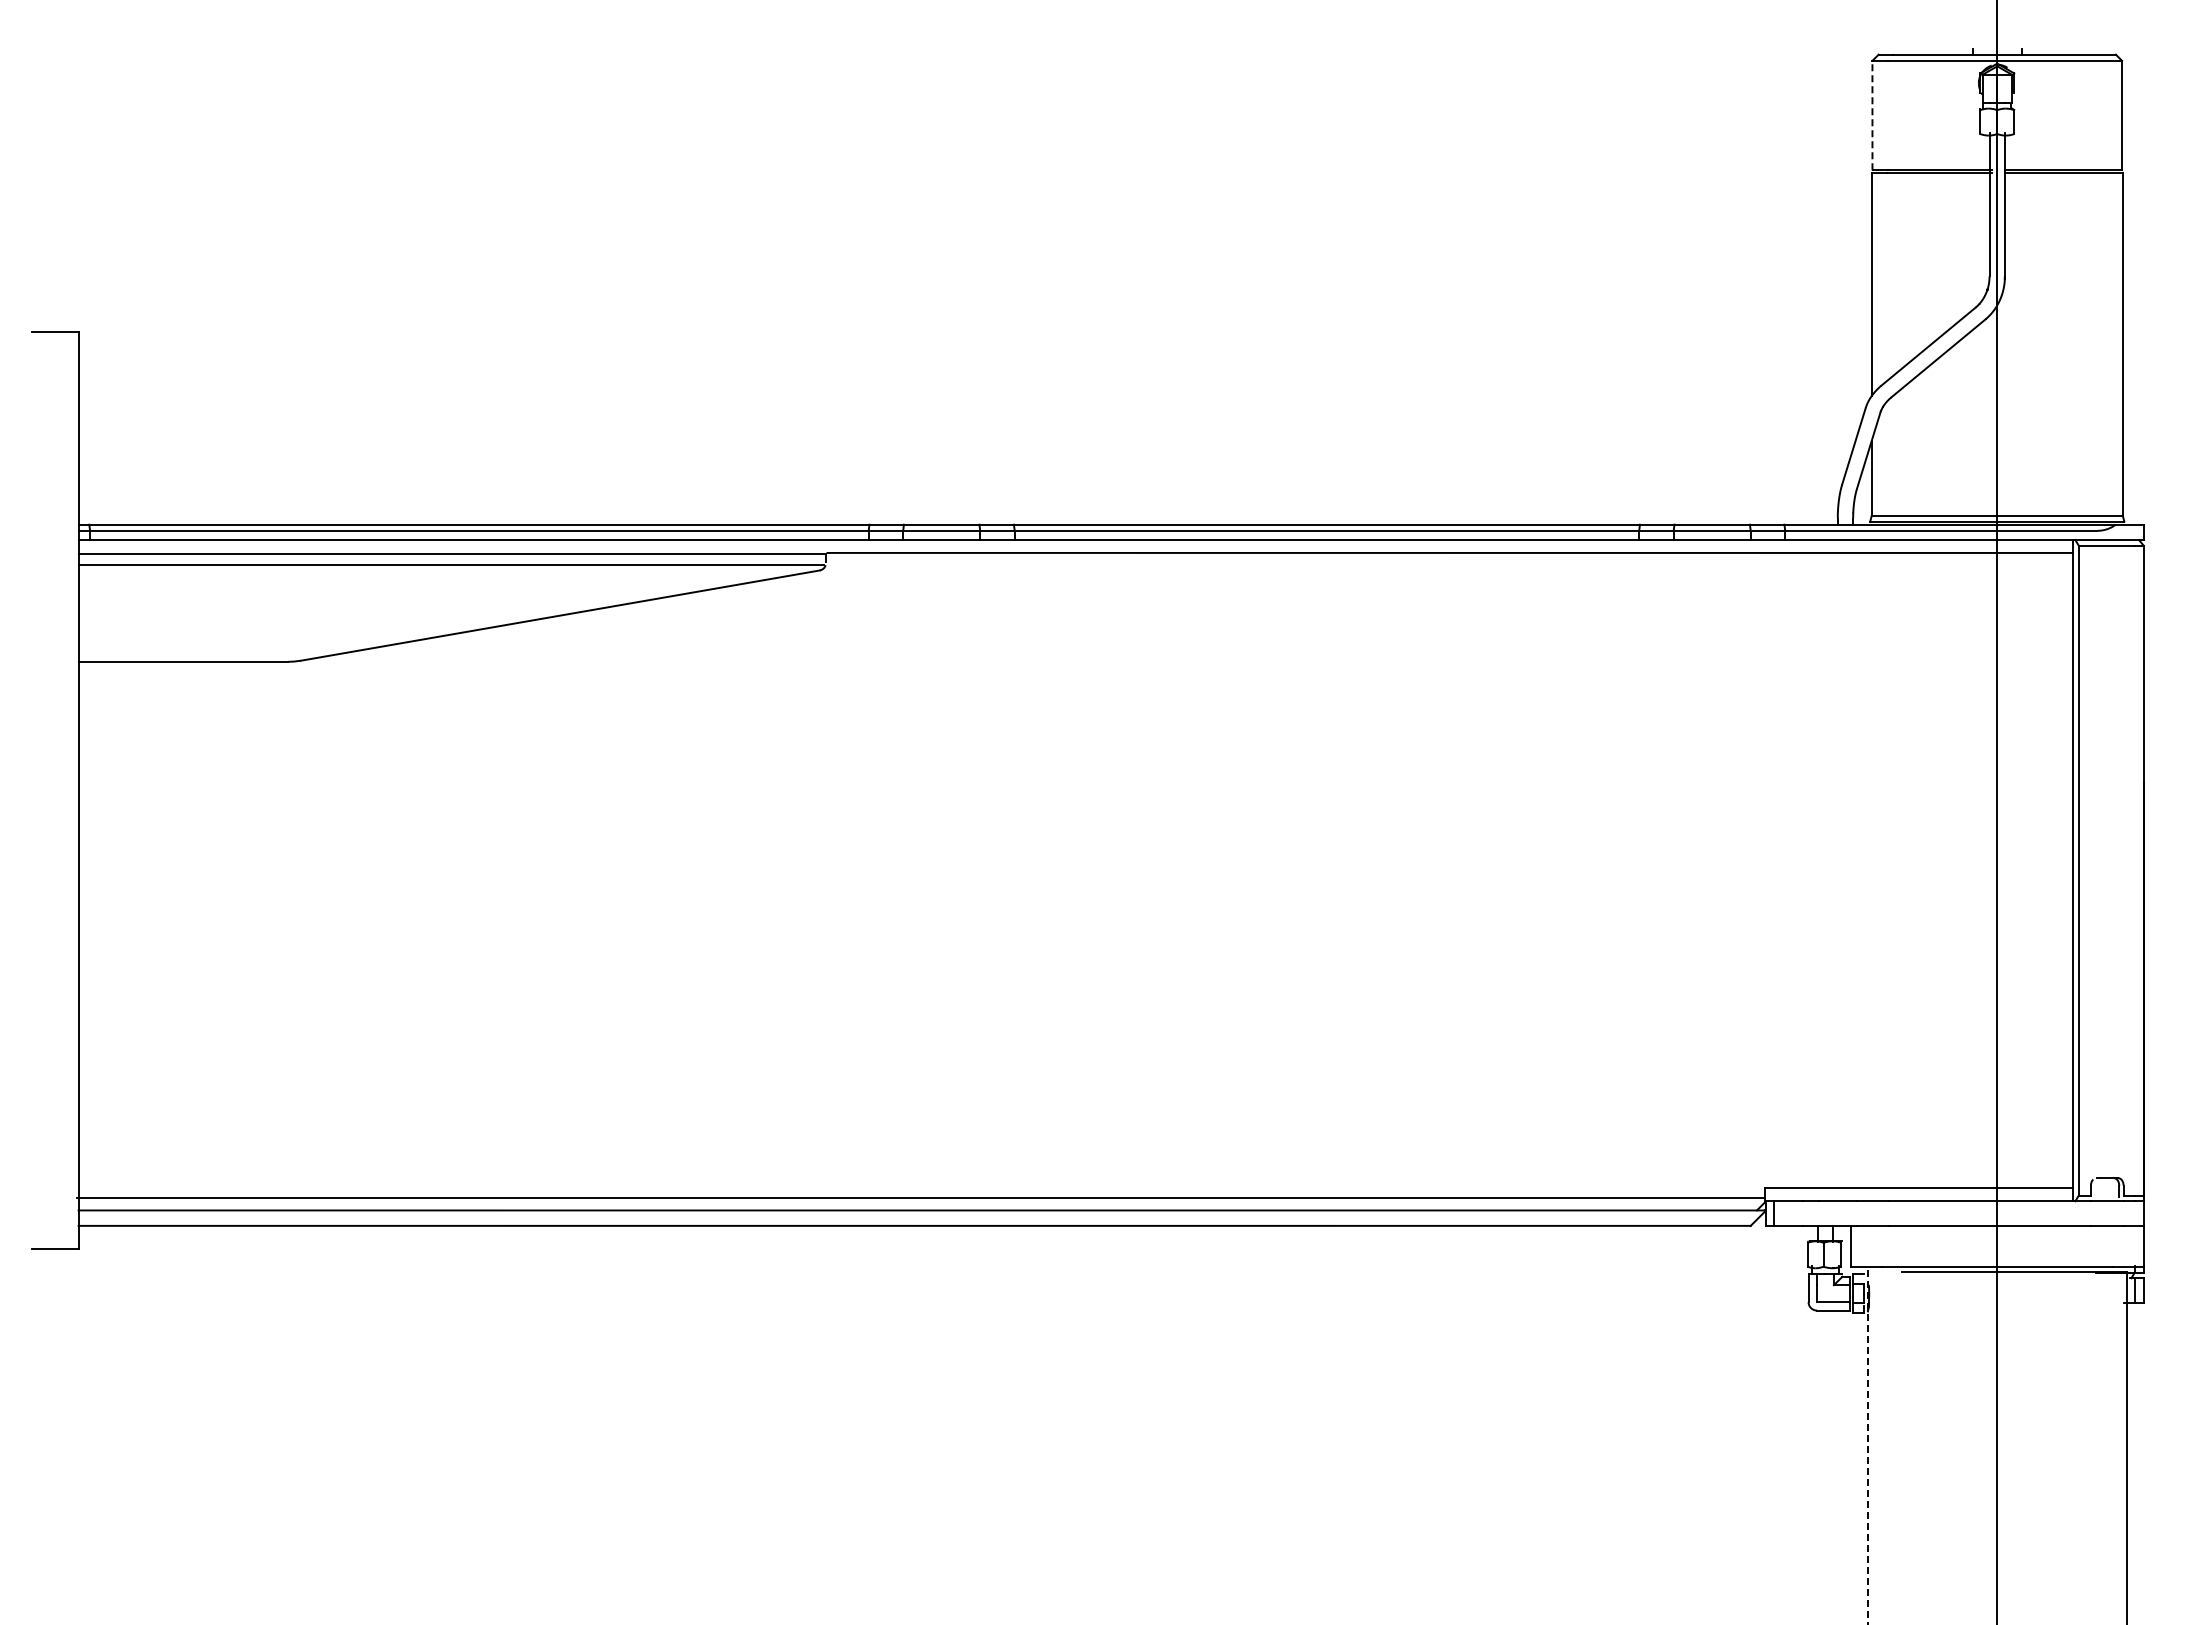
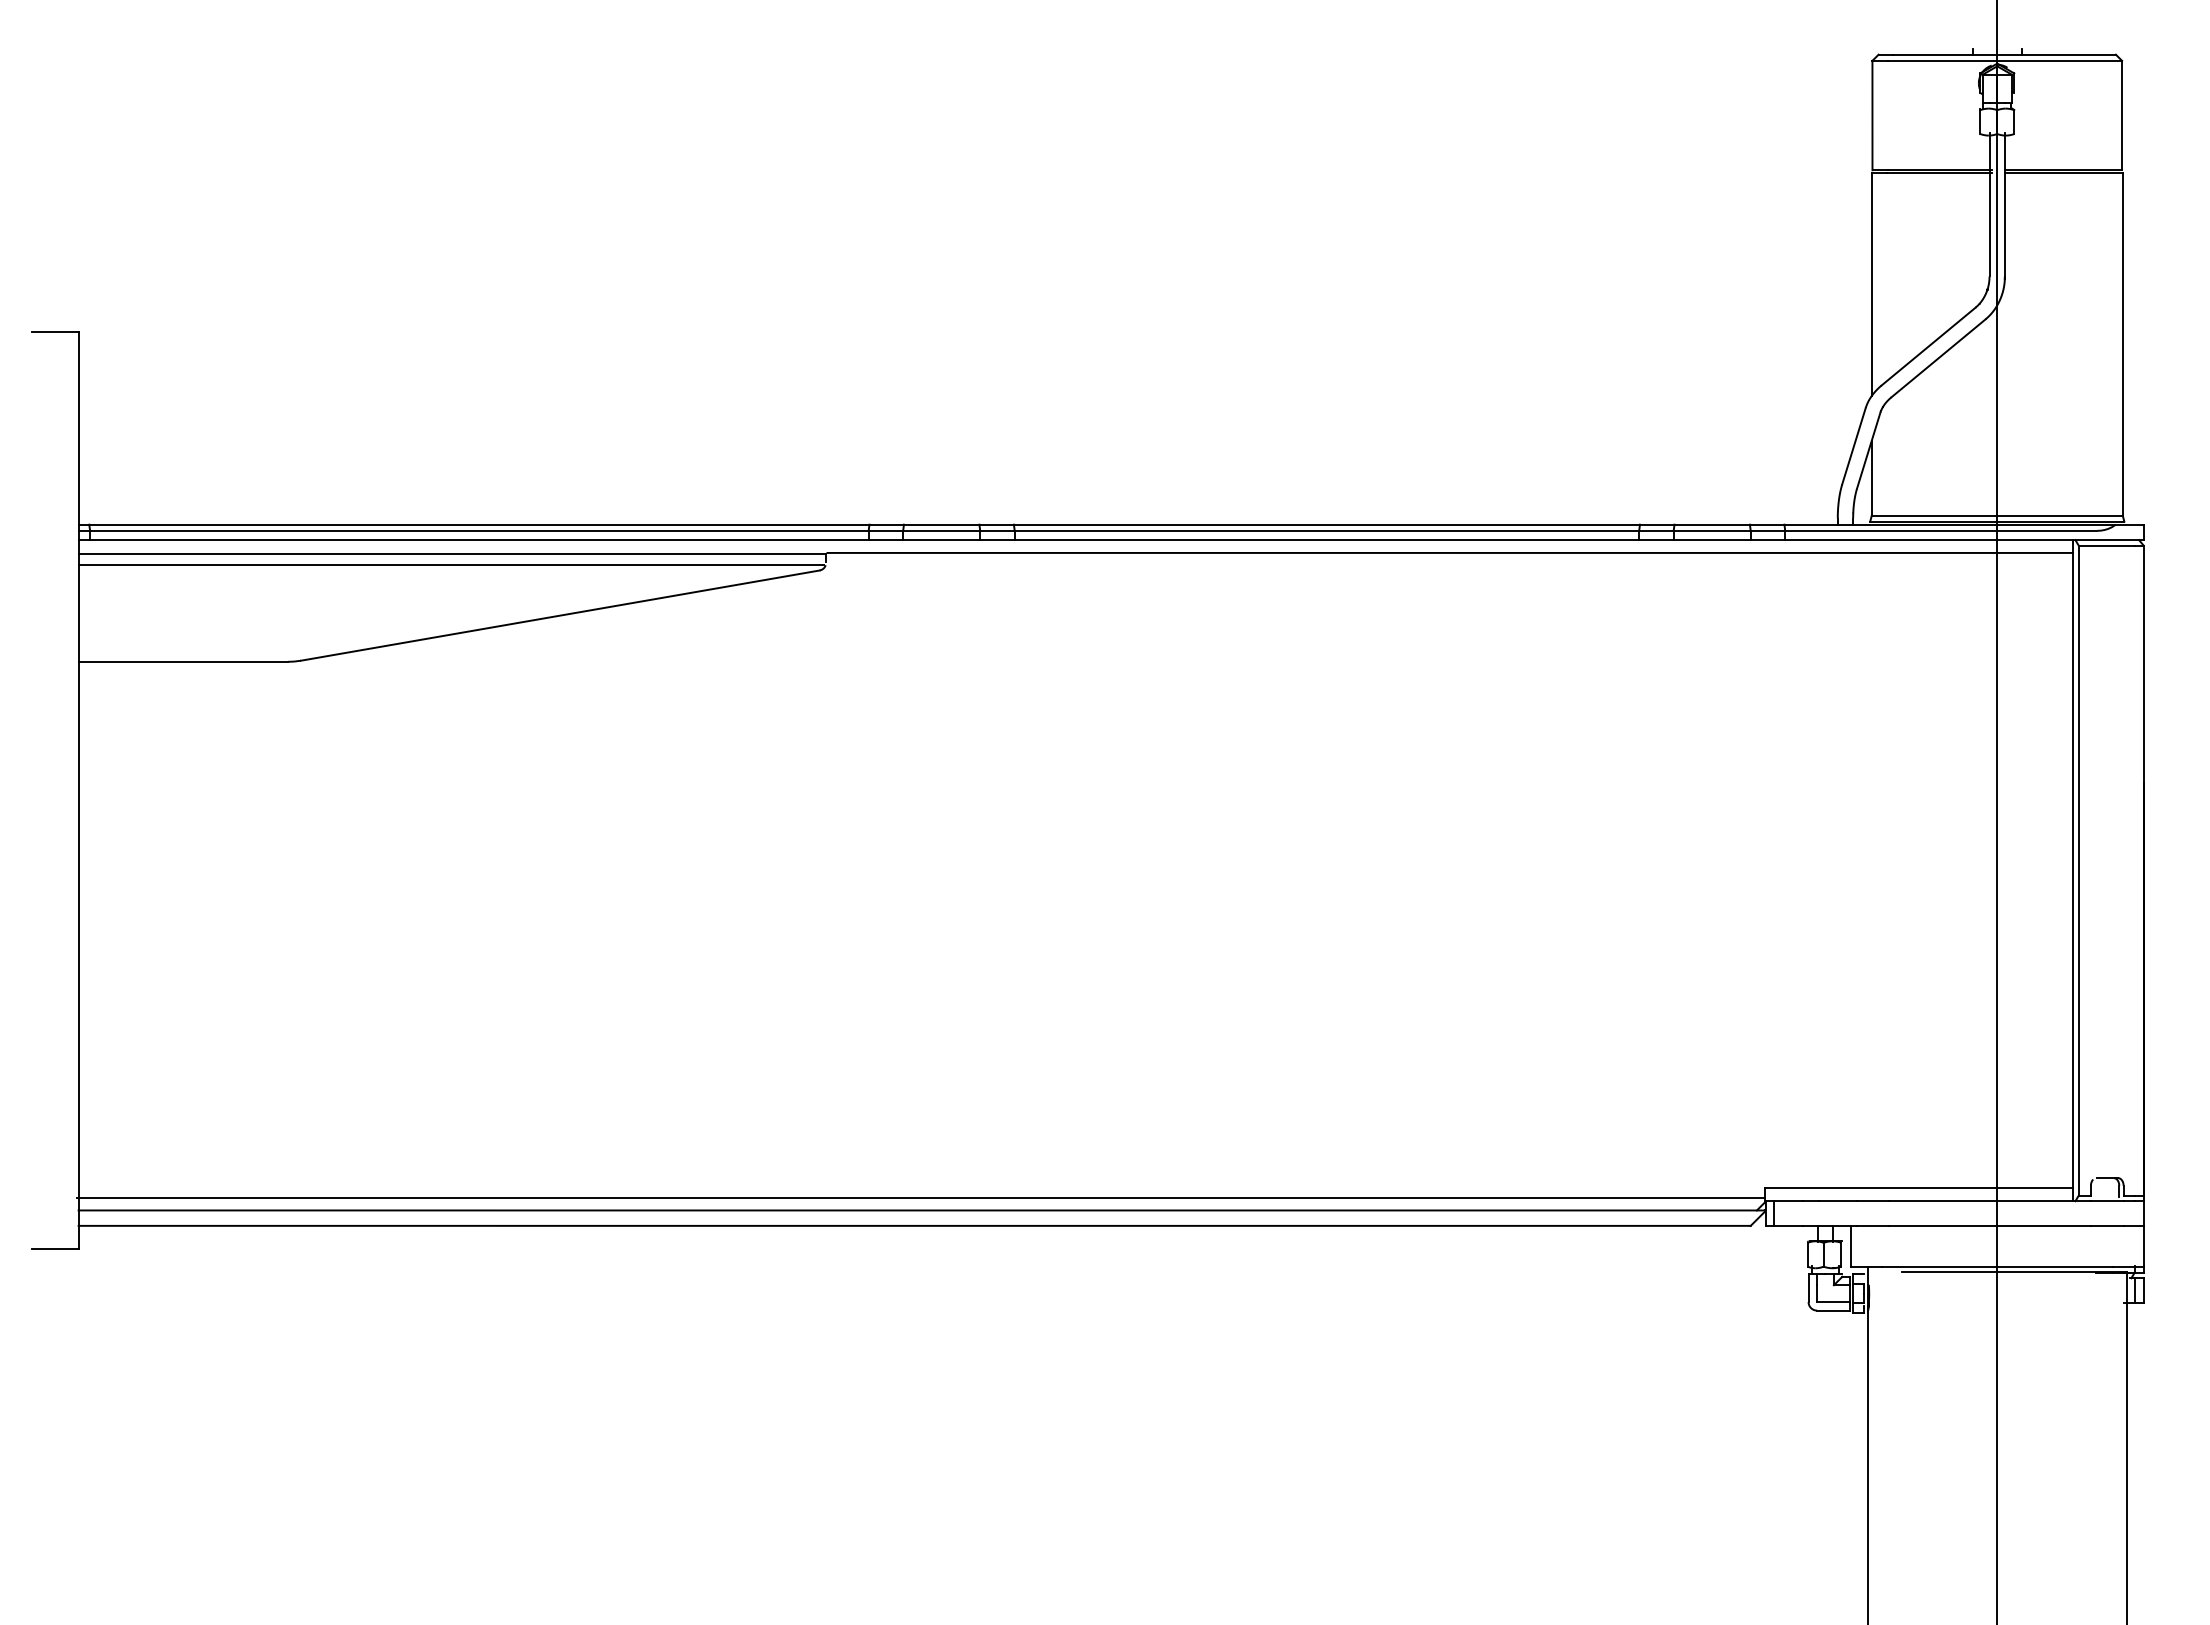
line: dashed -> solid (1872, 115)
line: dashed -> solid (1867, 1445)
